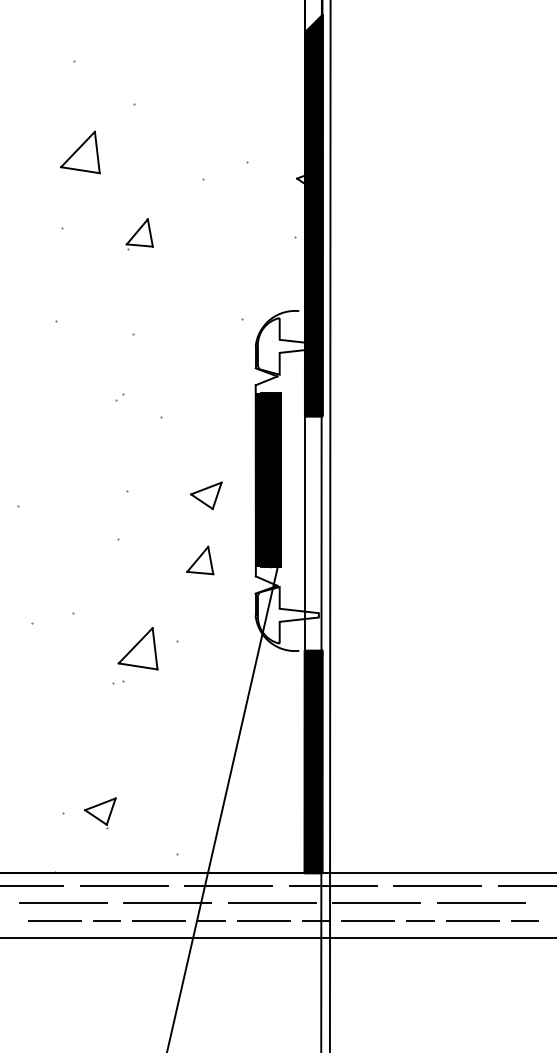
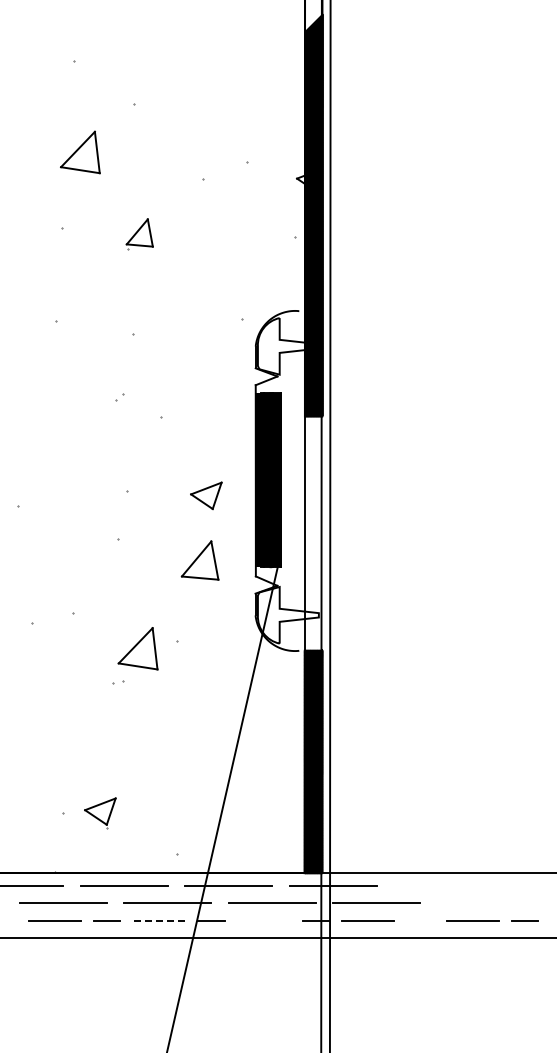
part size: 29x31 px -> 40x41 px (199, 560)
line: present -> none (437, 885)
line: present -> none (525, 886)
line: present -> none (481, 902)
line: solid -> dashed (158, 920)
line: present -> none (263, 920)
line: present -> none (420, 920)
